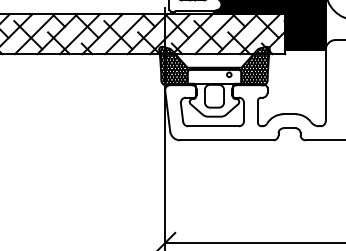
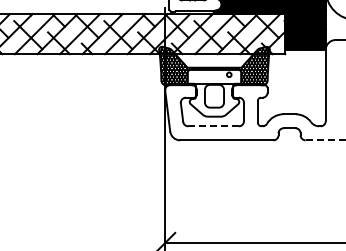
line: solid -> dashed (214, 126)
line: solid -> dashed (325, 140)
